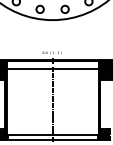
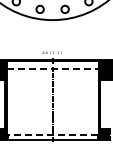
line: solid -> dashed (52, 68)
line: solid -> dashed (52, 134)
